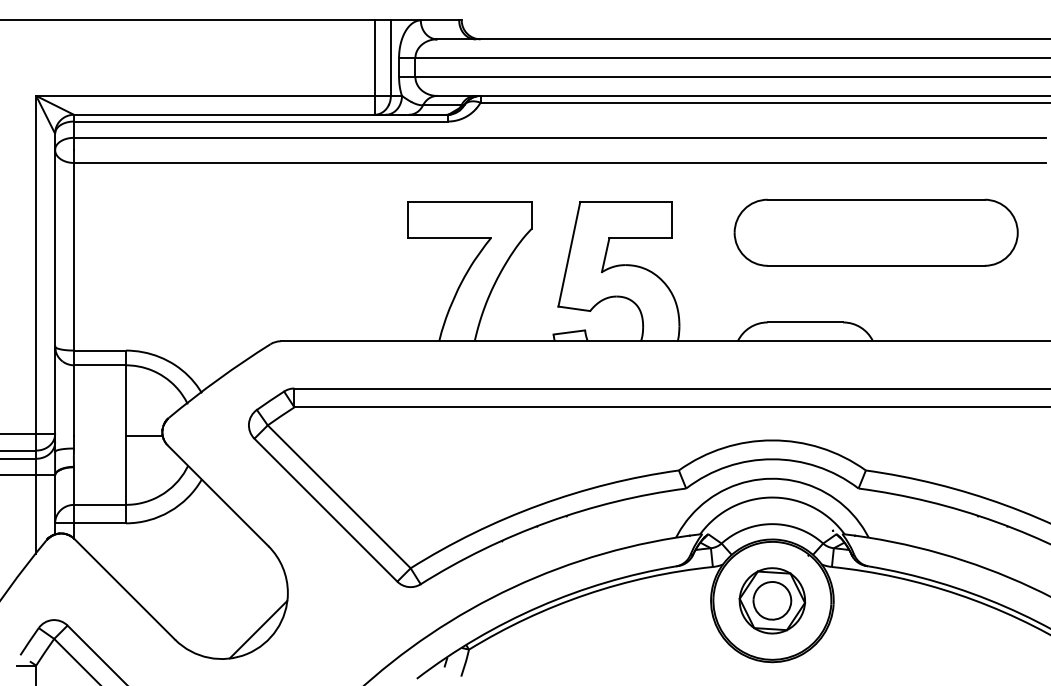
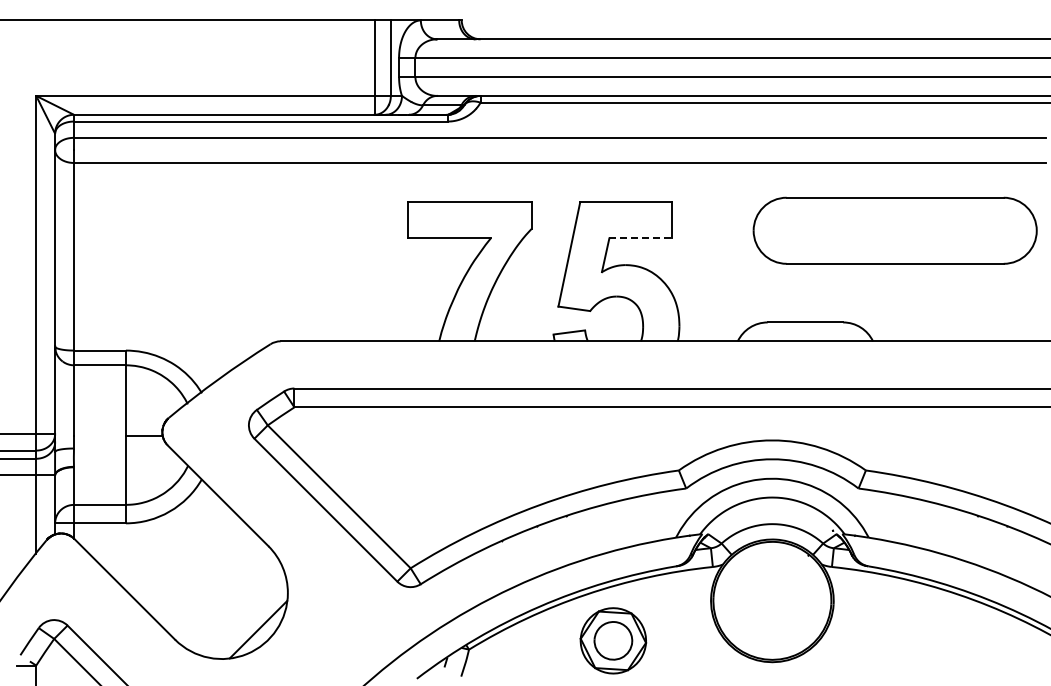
part position: (875, 232) -> (894, 230) (894, 230)
line: solid -> dashed (641, 238)
part position: (772, 600) -> (613, 640) (613, 640)
